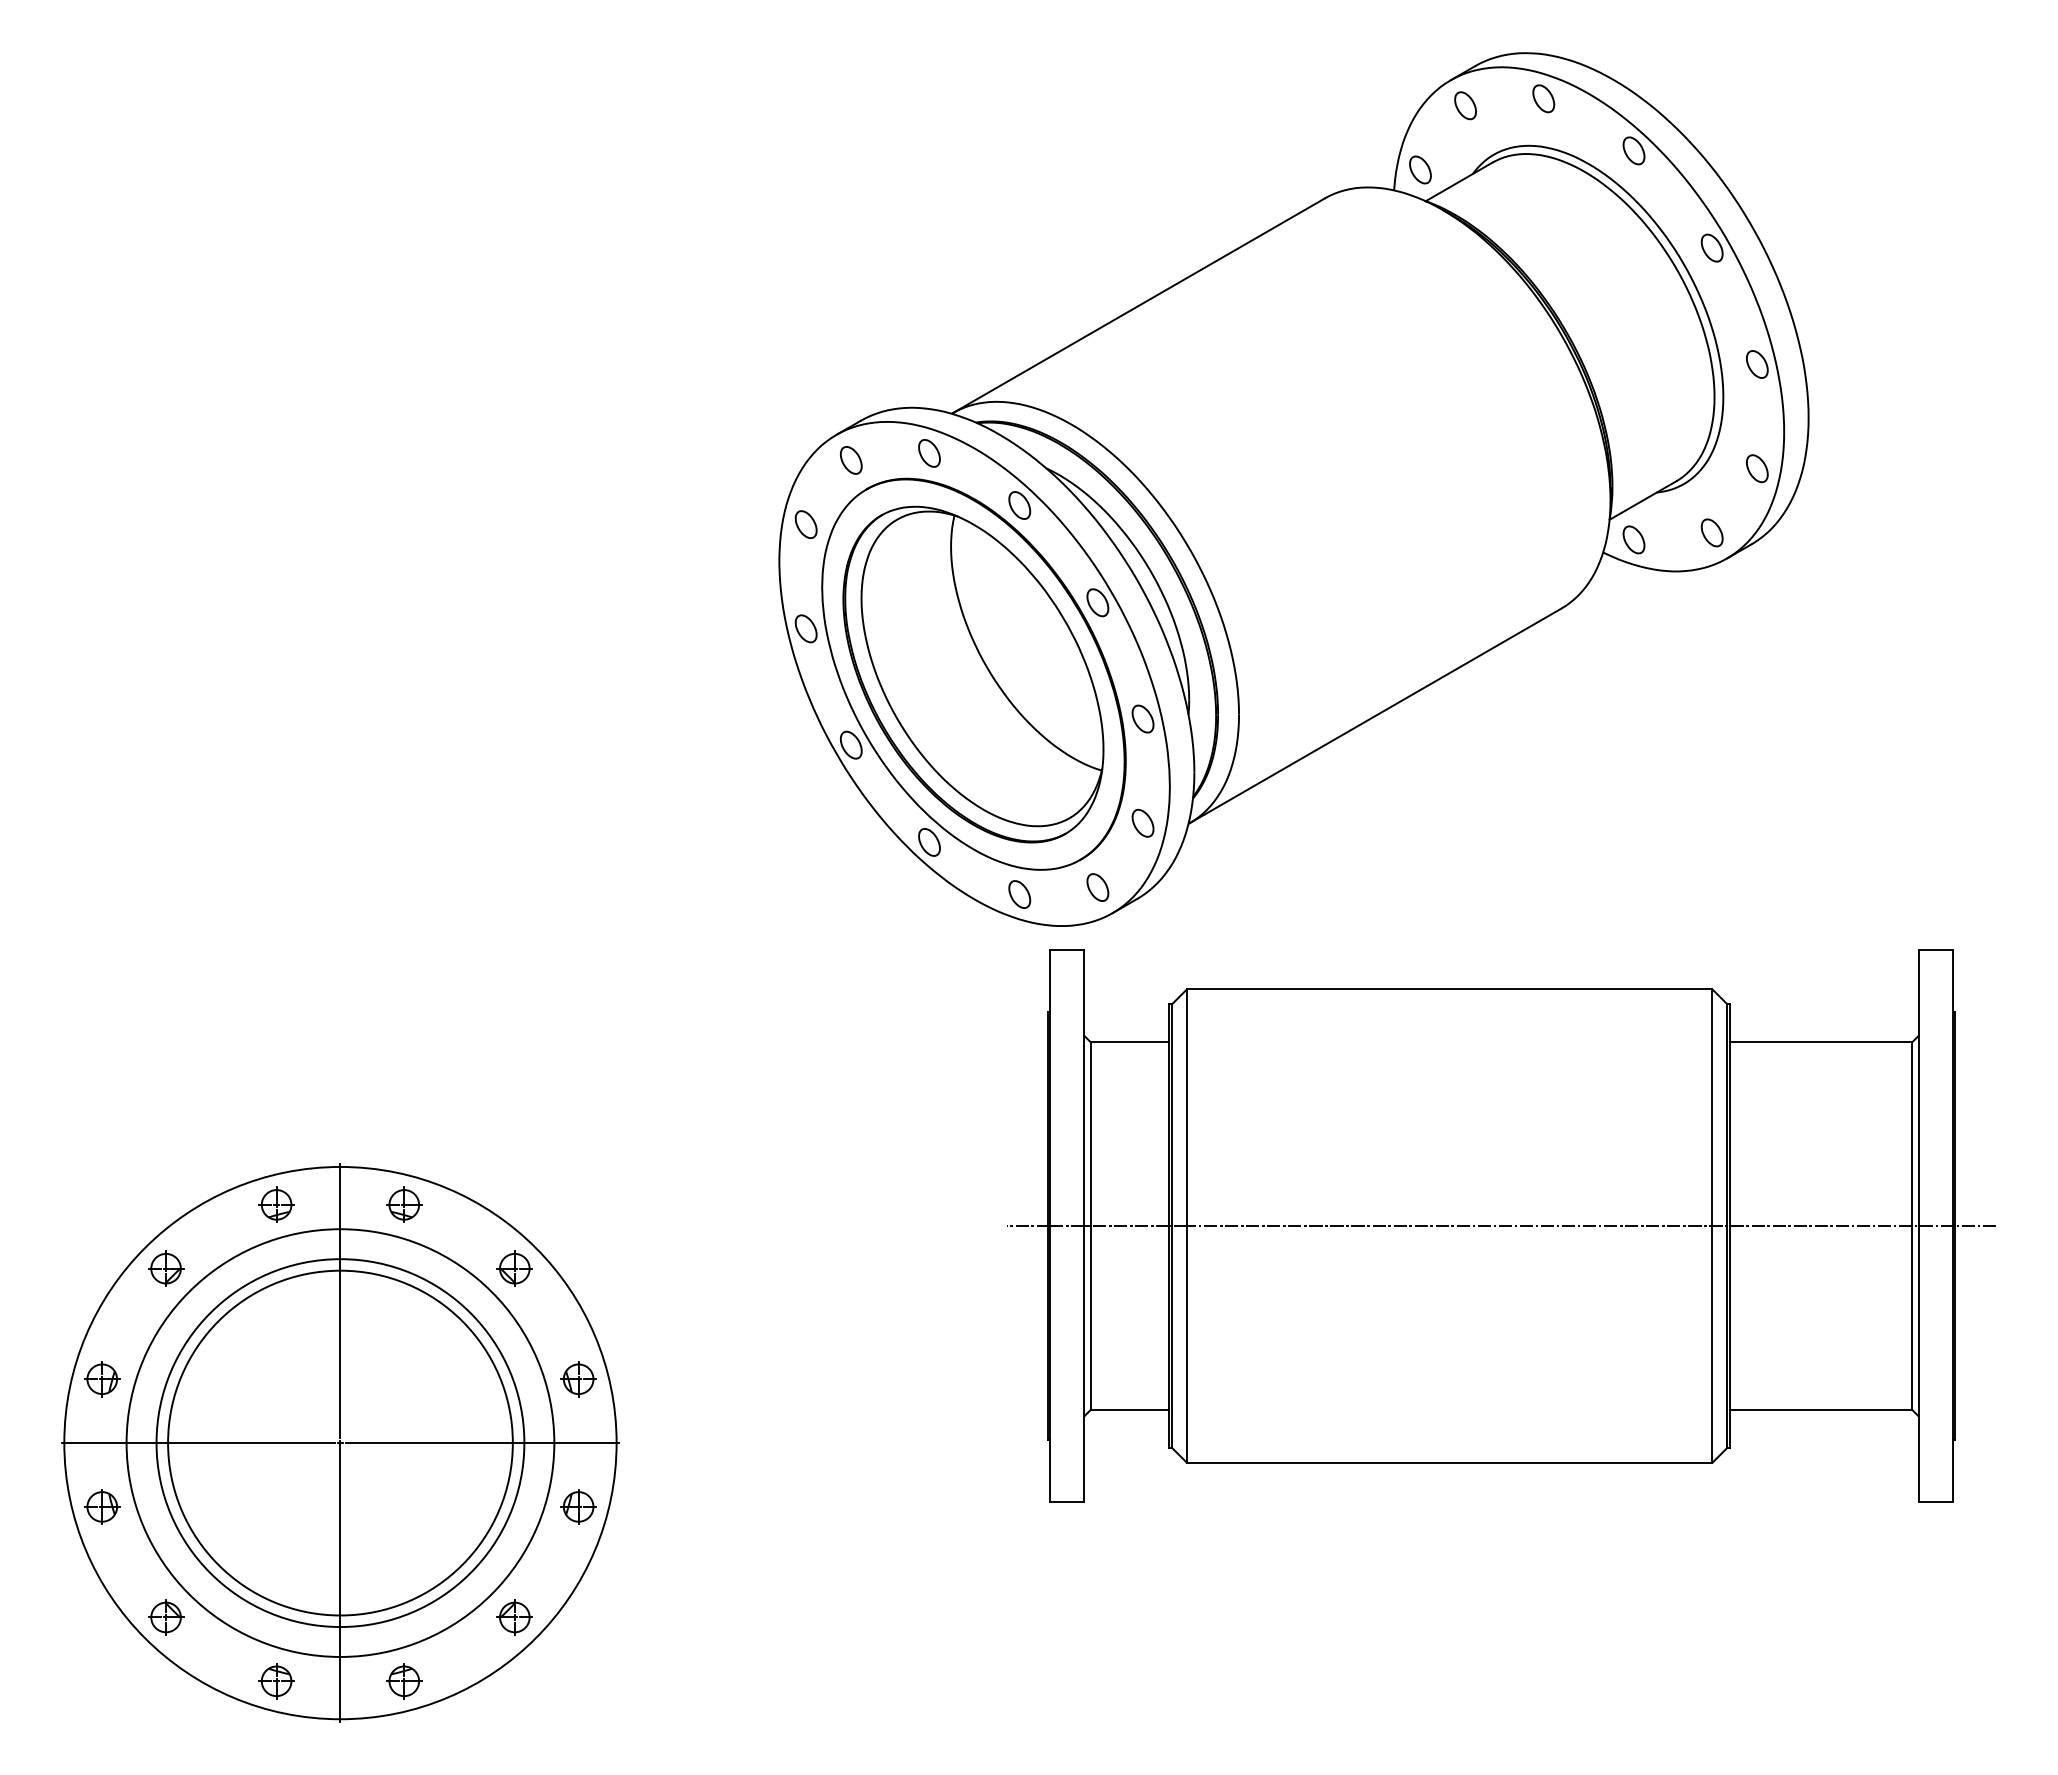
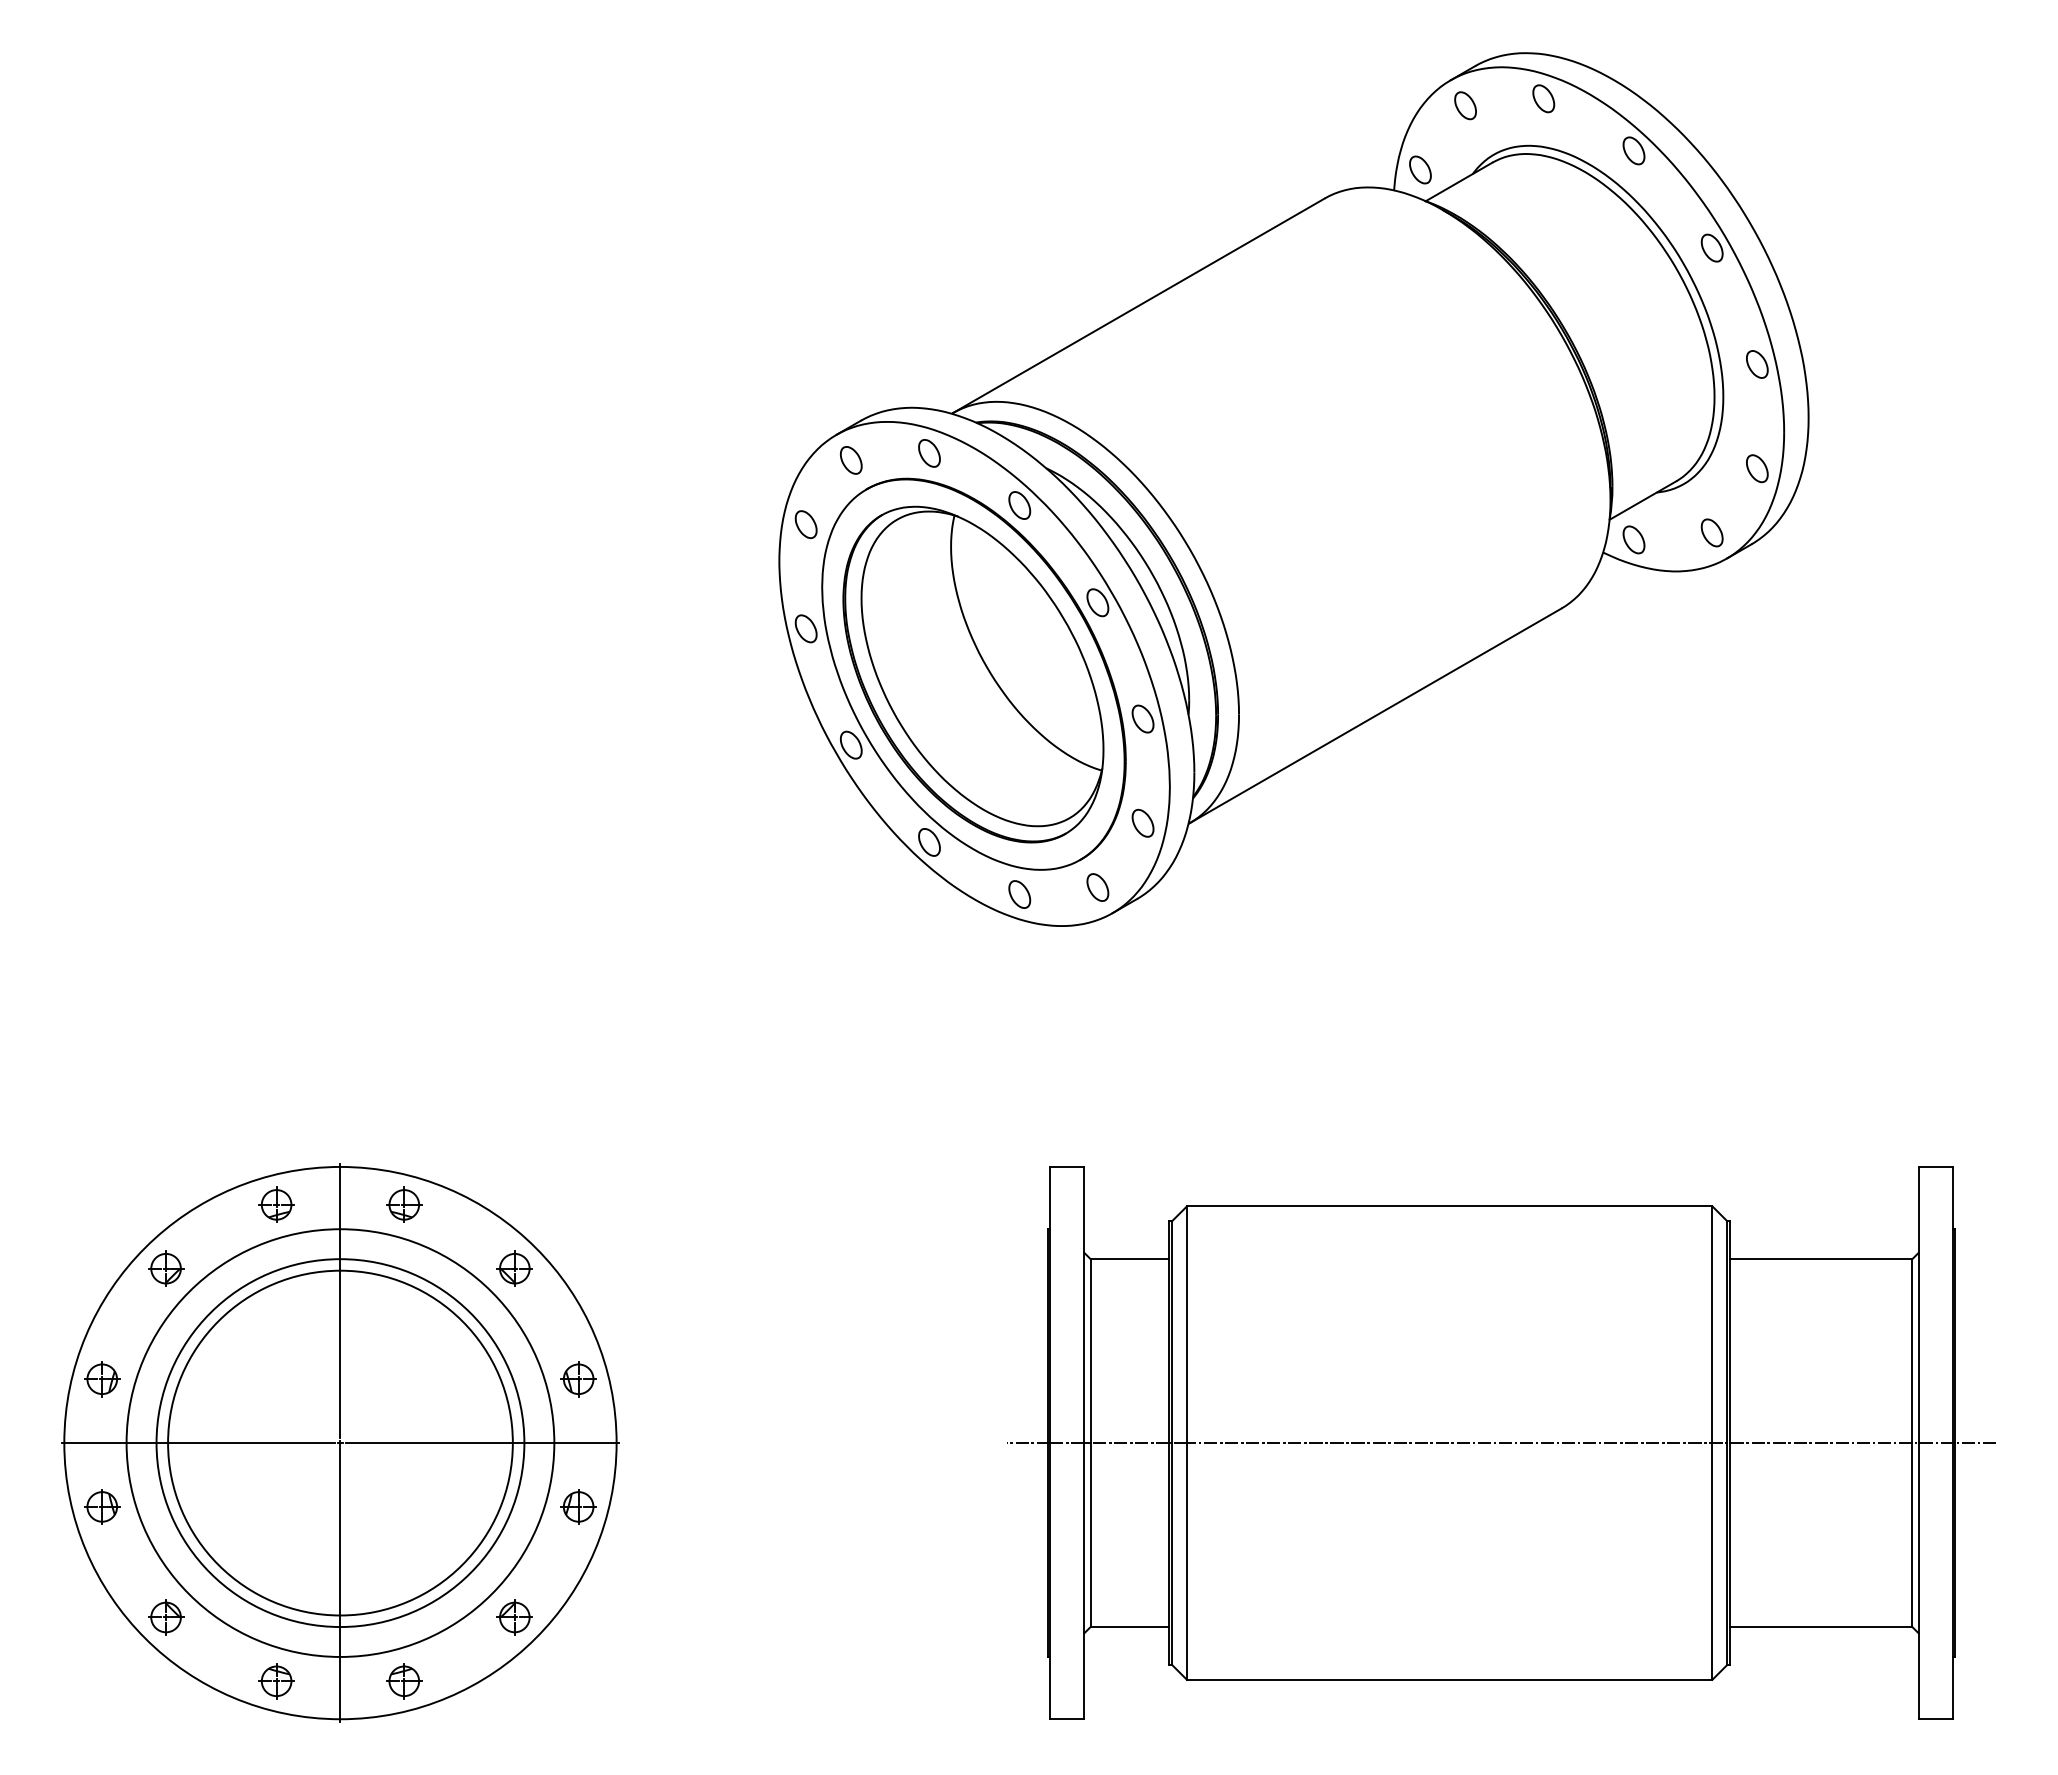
part position: (1501, 1225) -> (1501, 1442) (1501, 1442)
